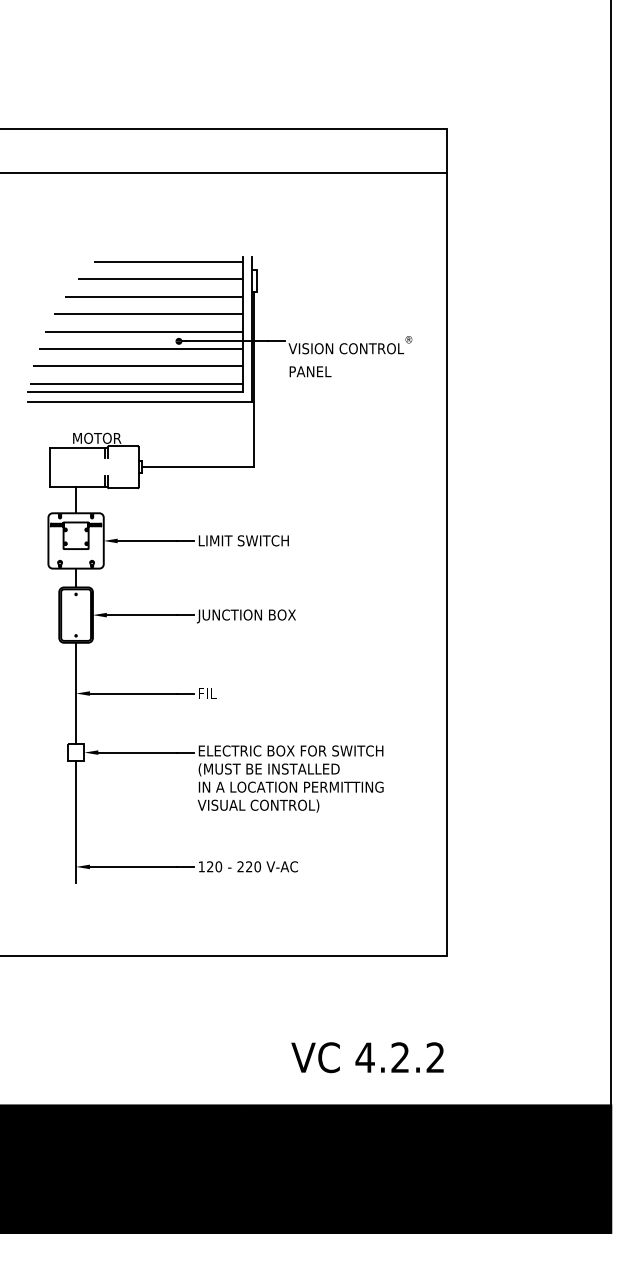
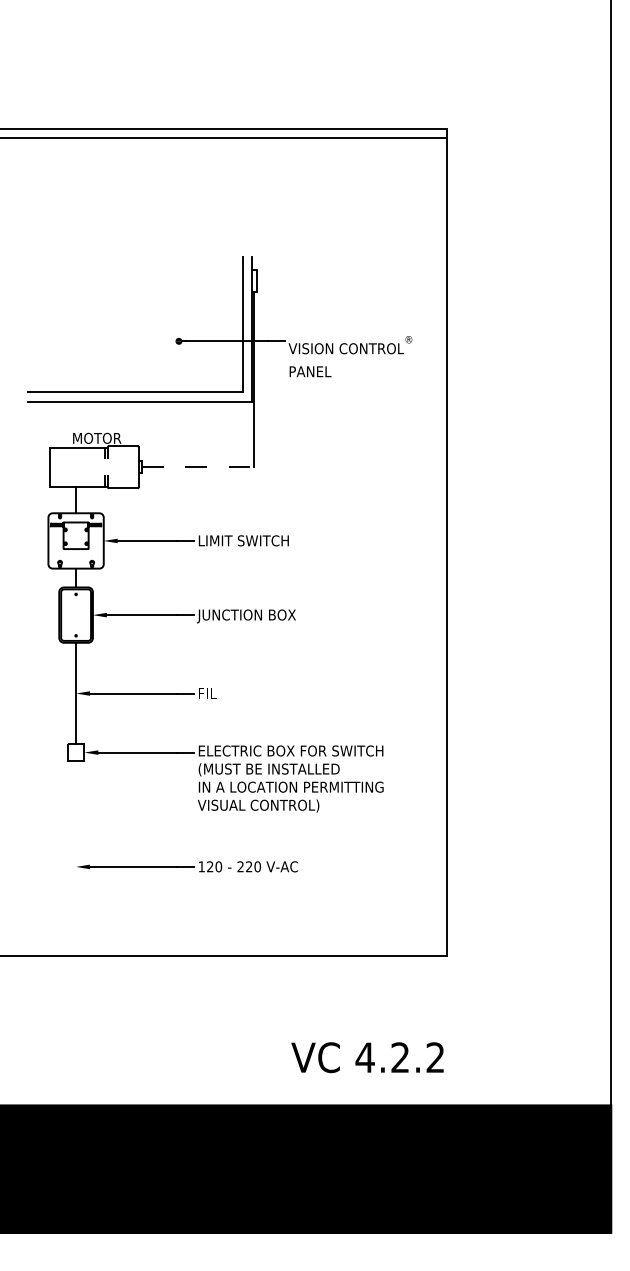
line position: (224, 172) -> (224, 137) (224, 137)
hatch: present -> none (136, 322)
line: solid -> dashed (198, 467)
line: present -> none (76, 821)
